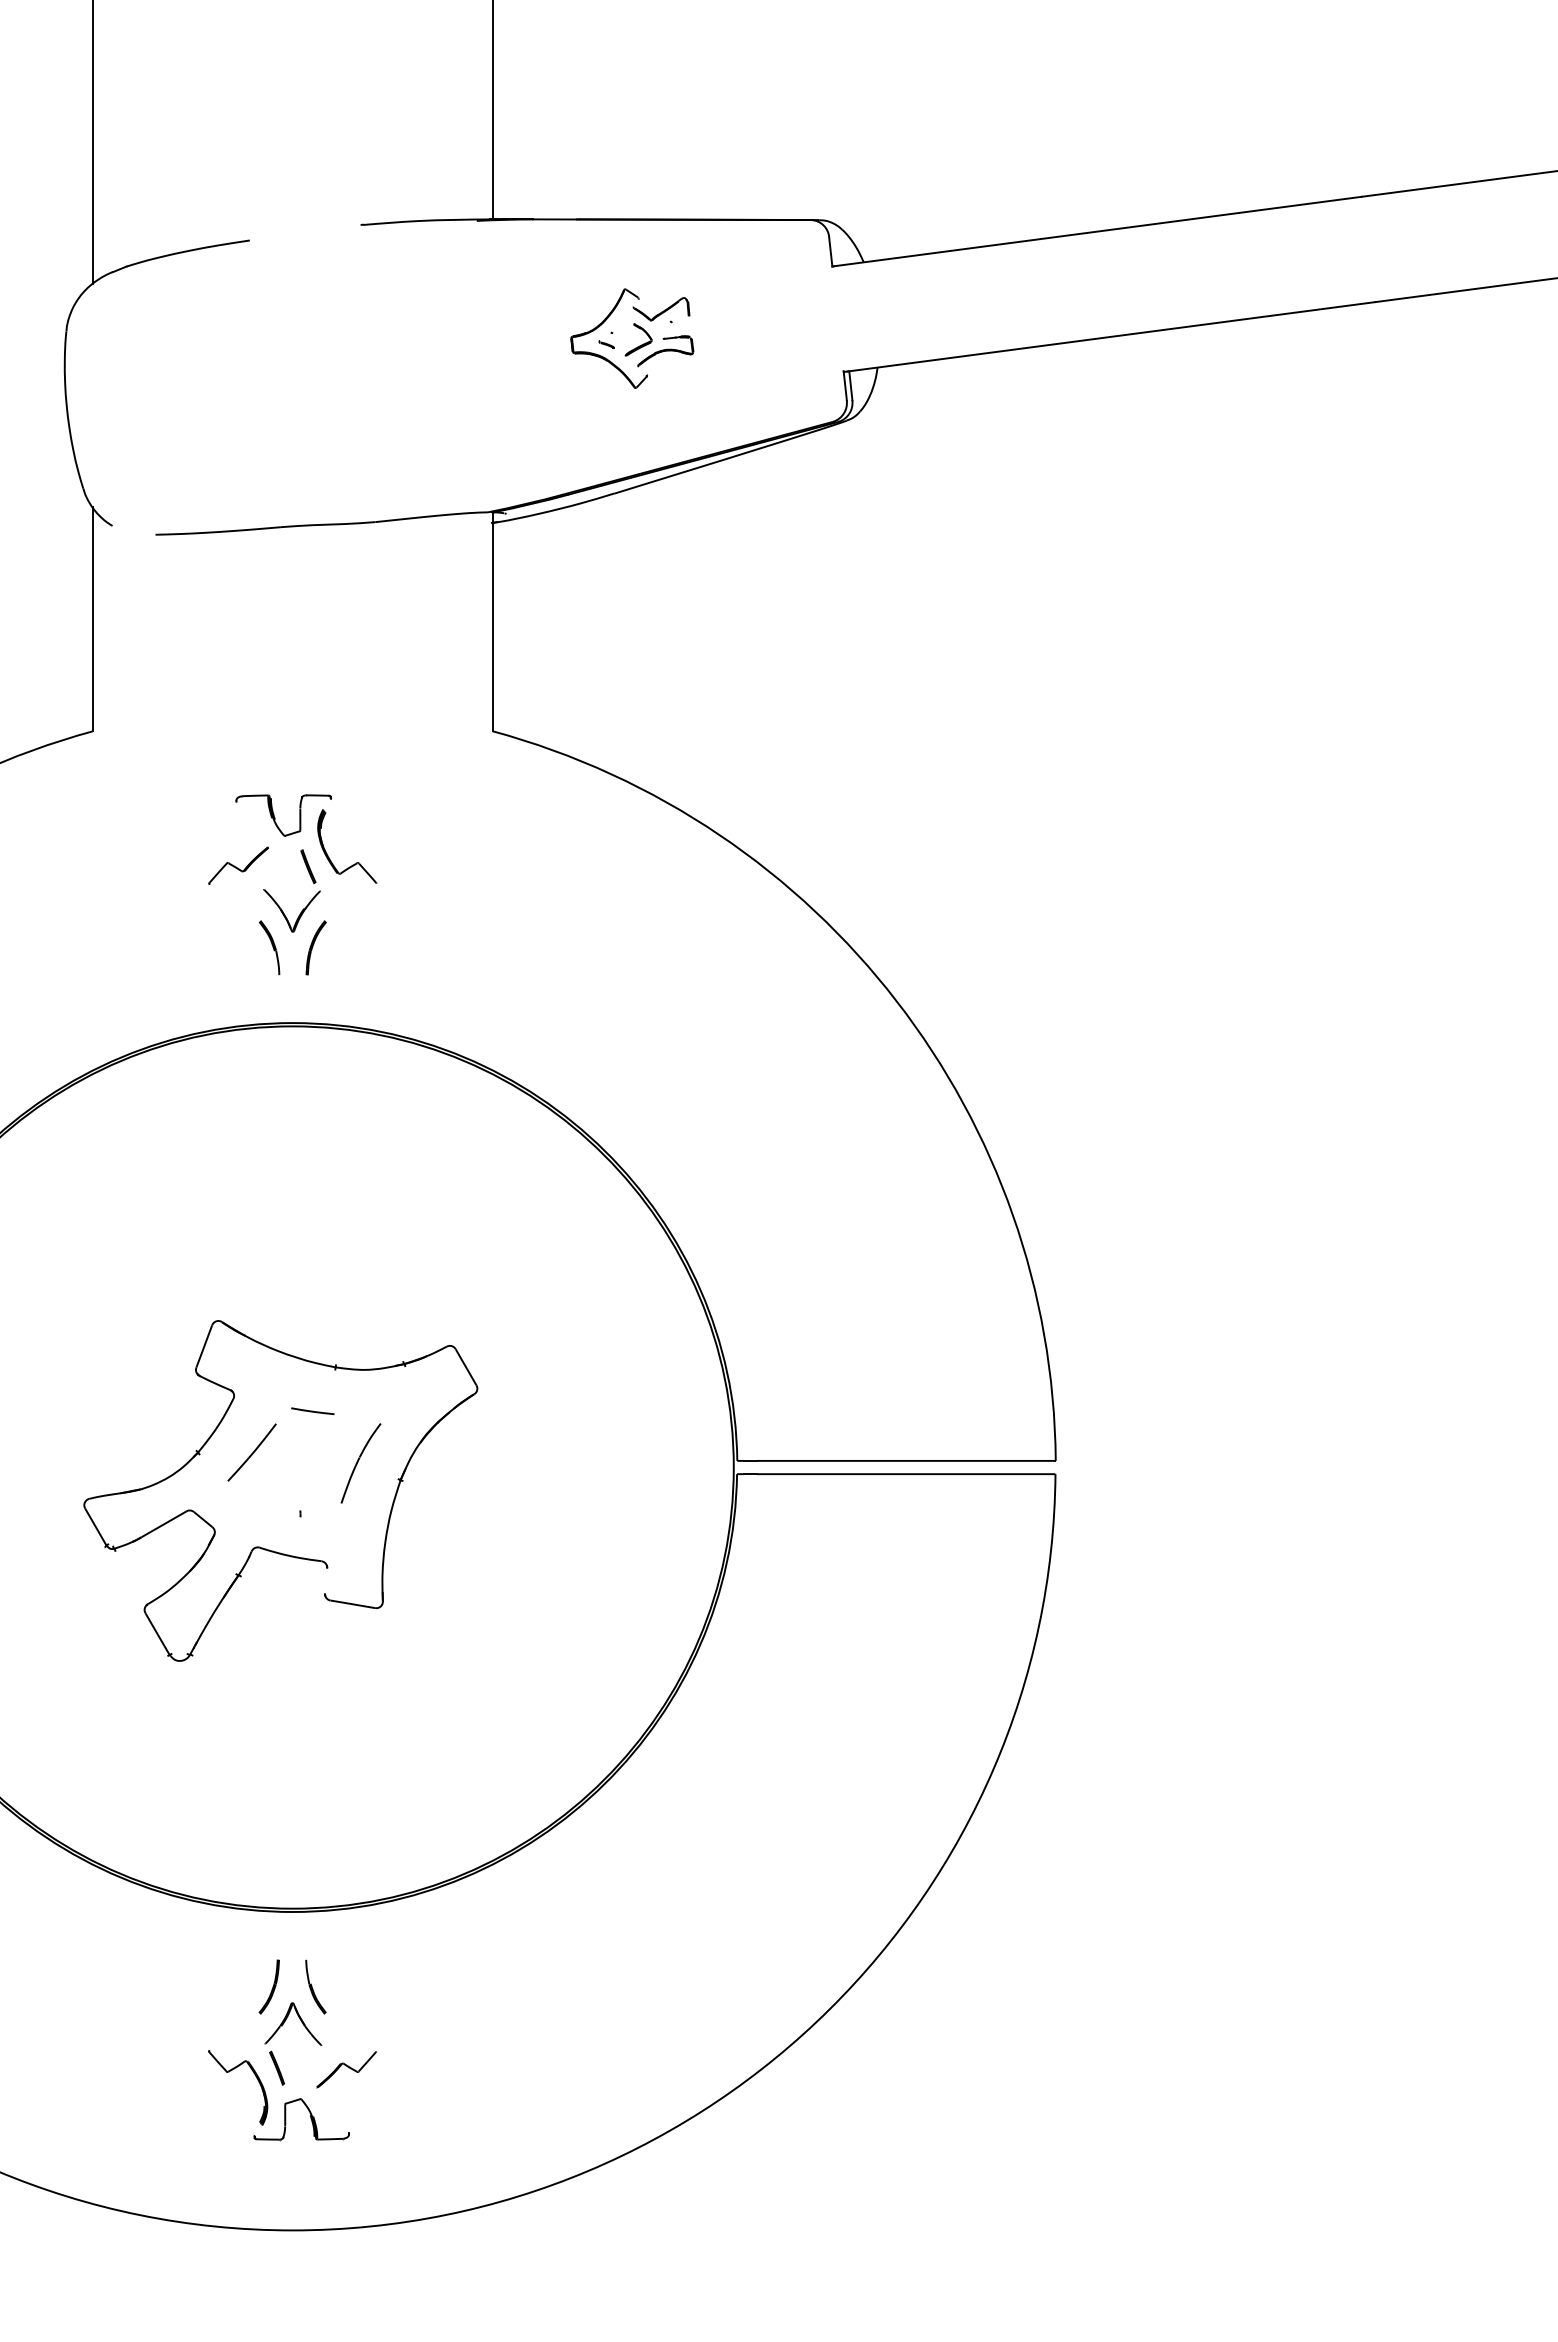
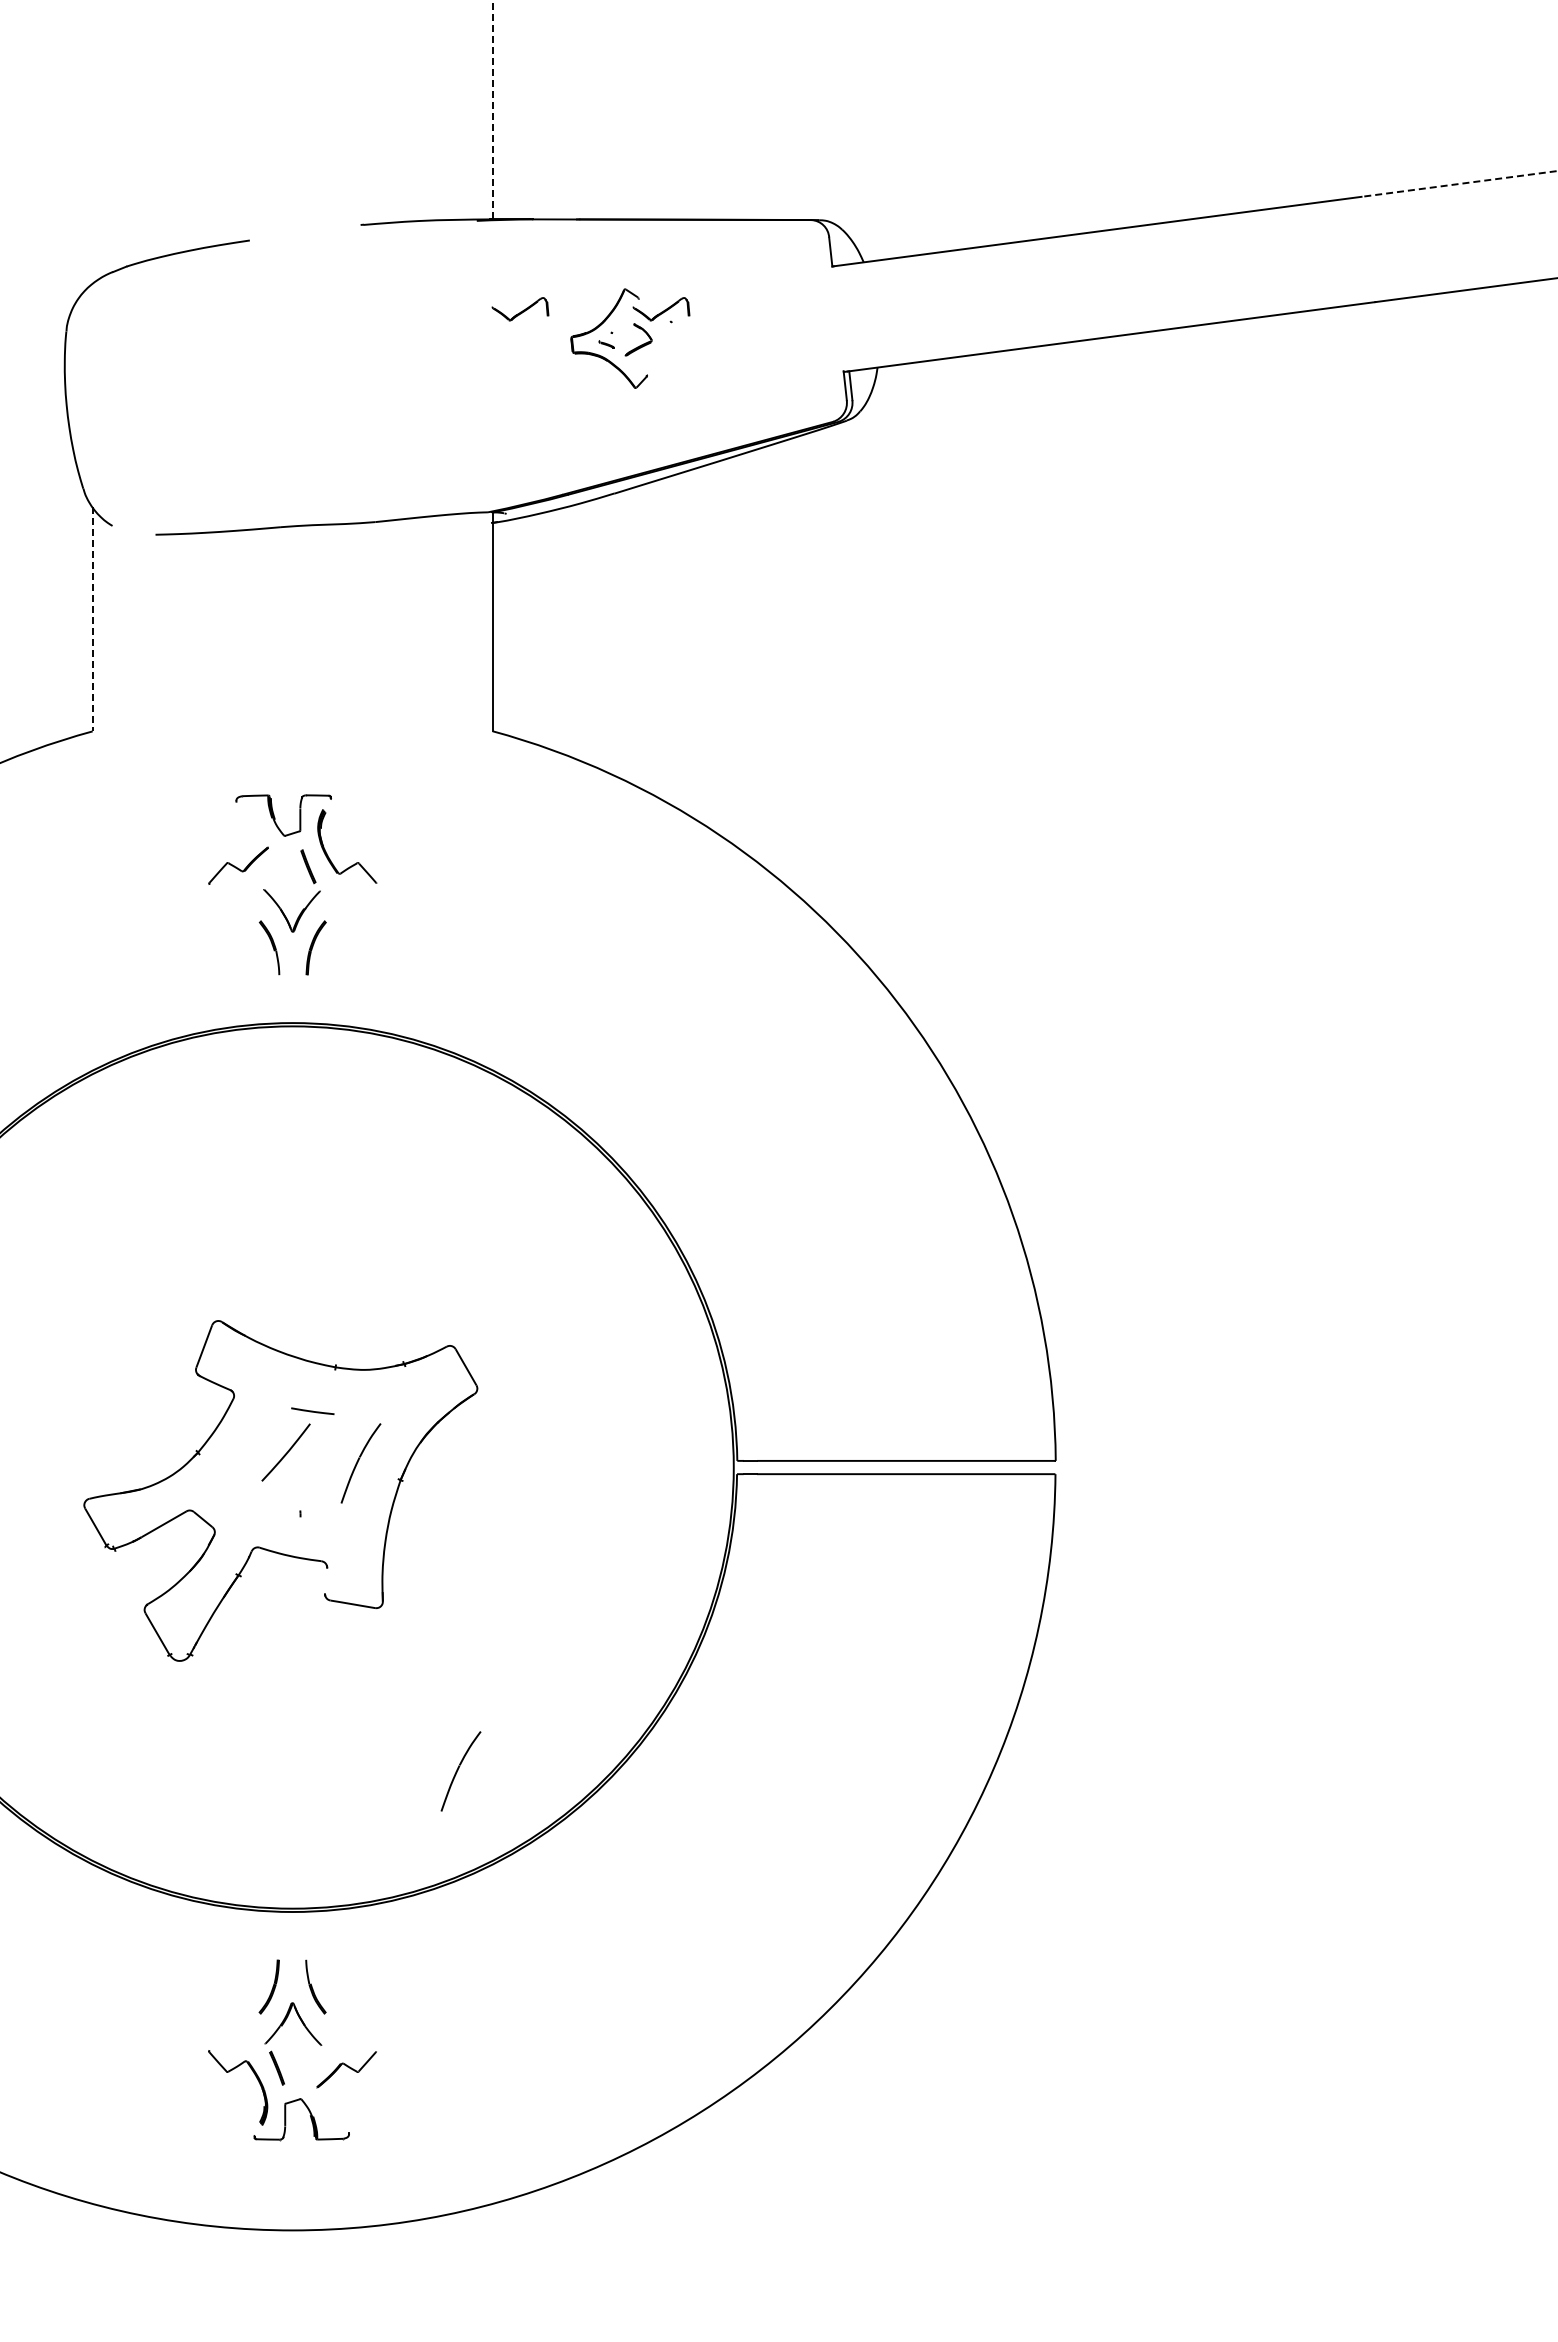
line: solid -> dashed (492, 109)
line: present -> none (92, 142)
line: solid -> dashed (1459, 183)
part: none -> present (520, 309)
part: present -> none (665, 351)
line: solid -> dashed (92, 619)
curve position: (252, 1452) -> (286, 1452) (286, 1452)
part: none -> present (460, 1771)
